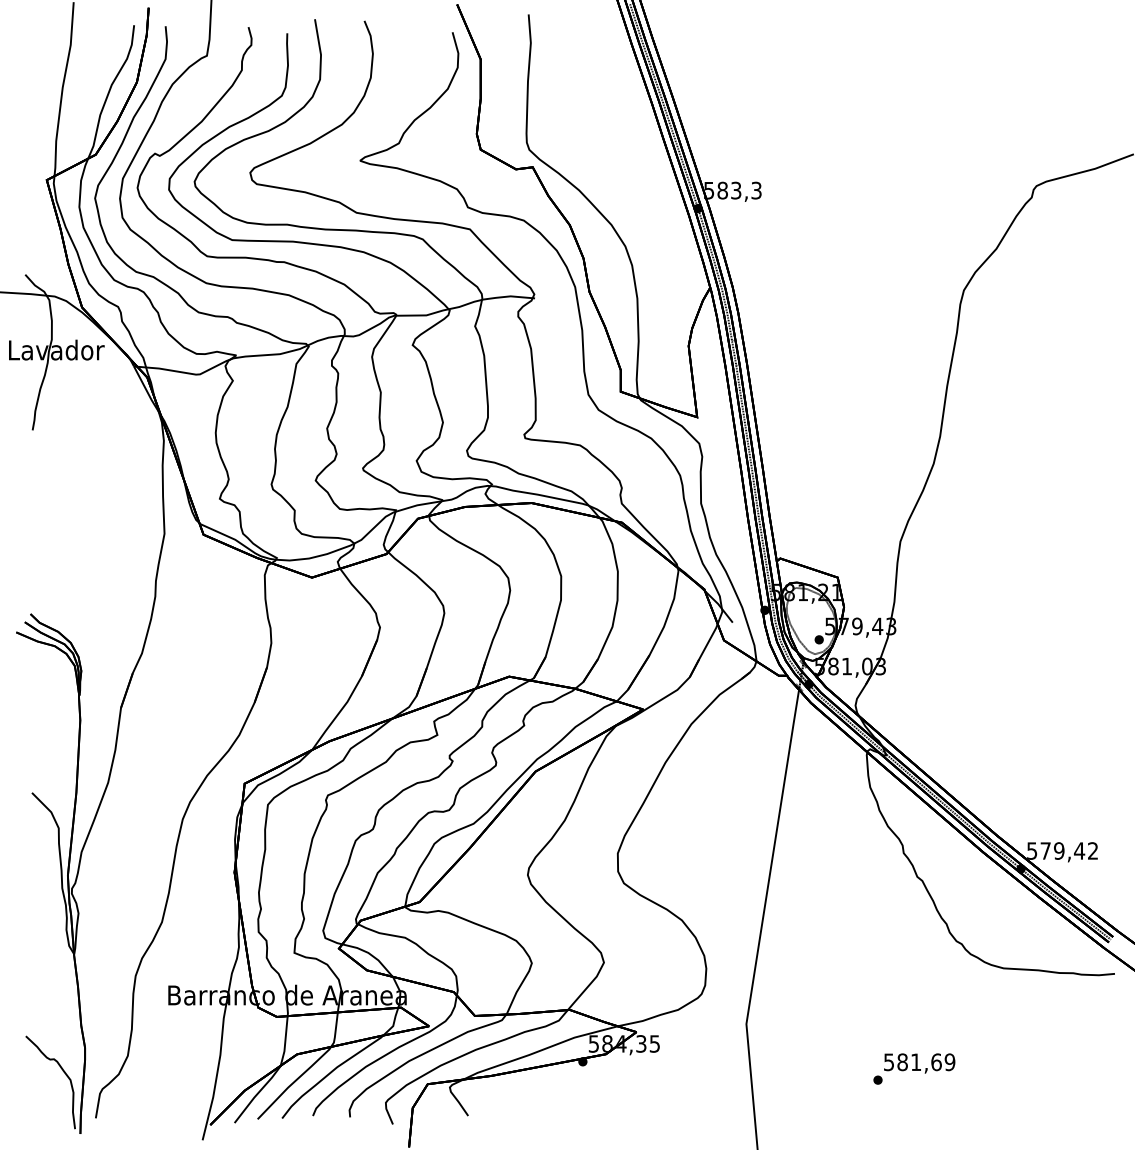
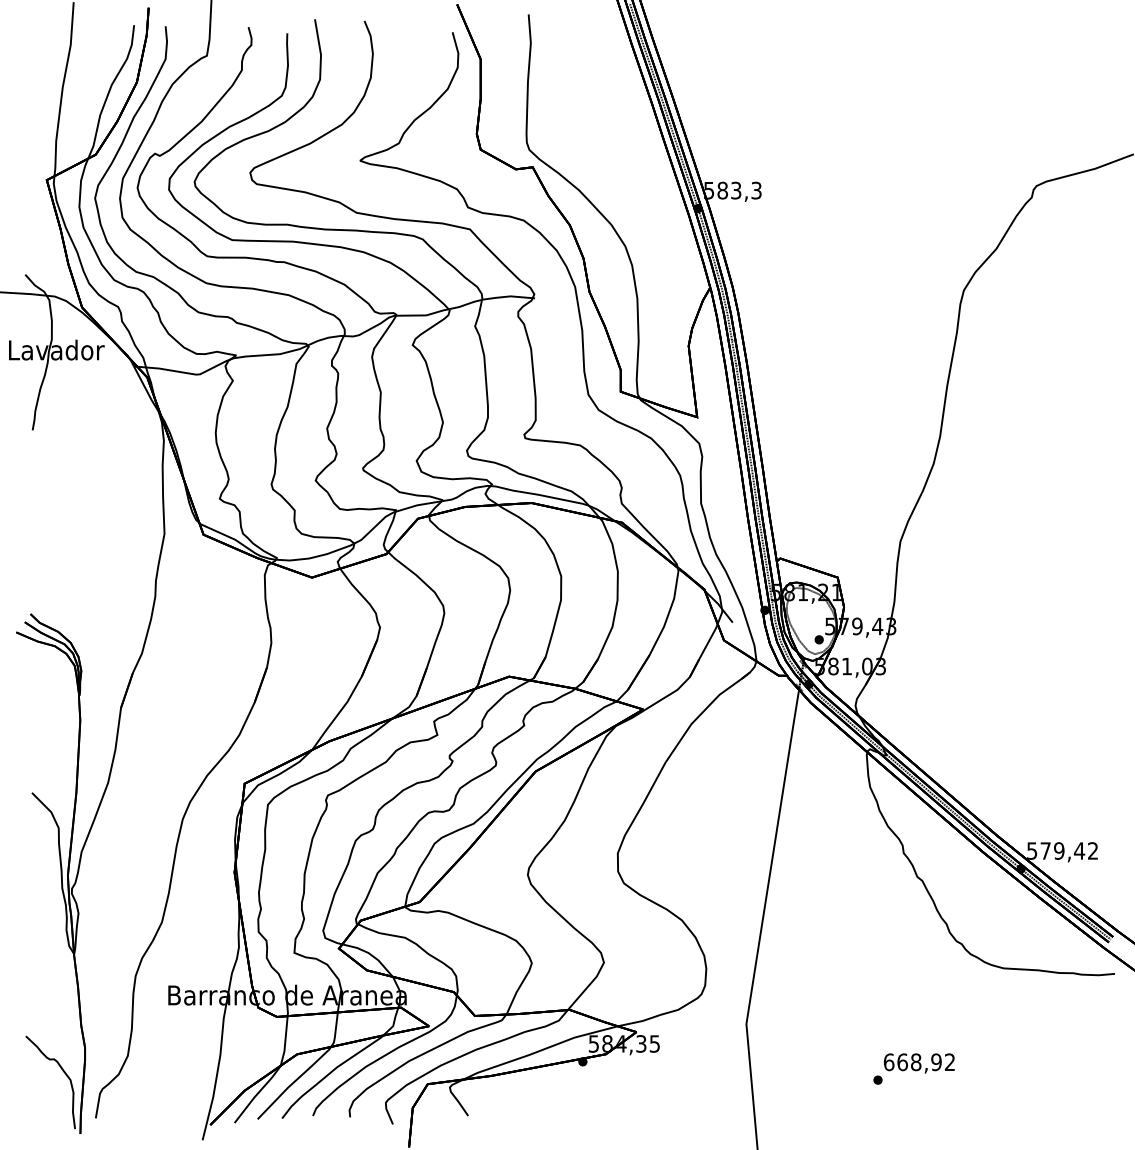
text: 581,69 -> 668,92 (919, 1062)
